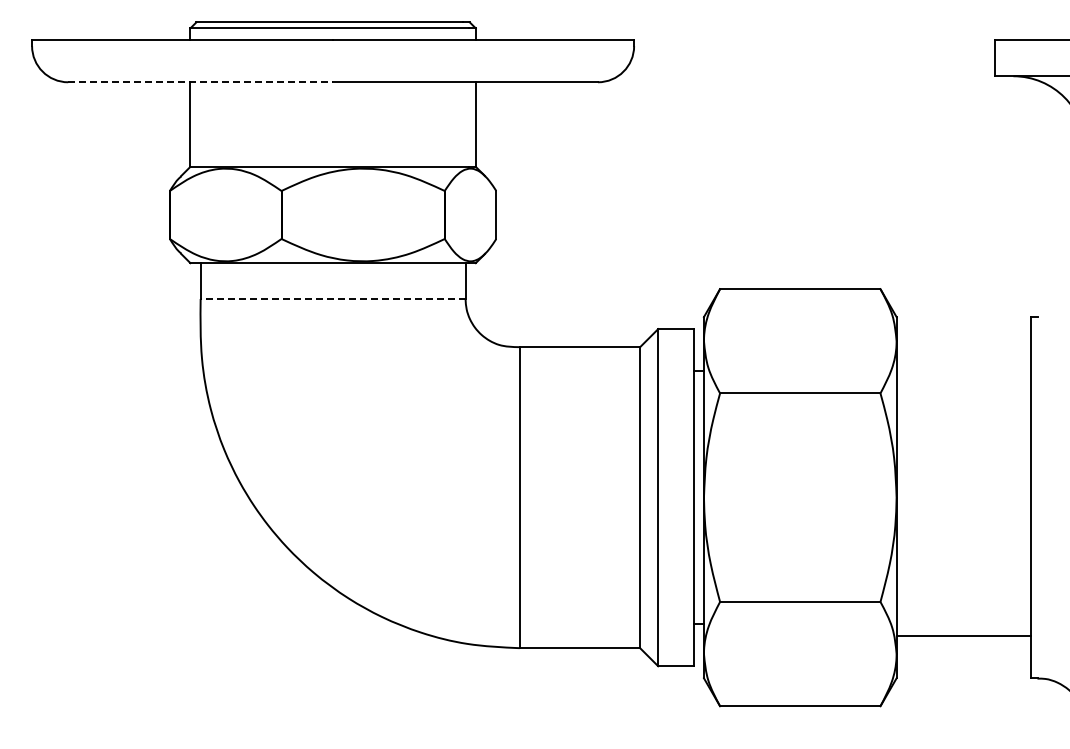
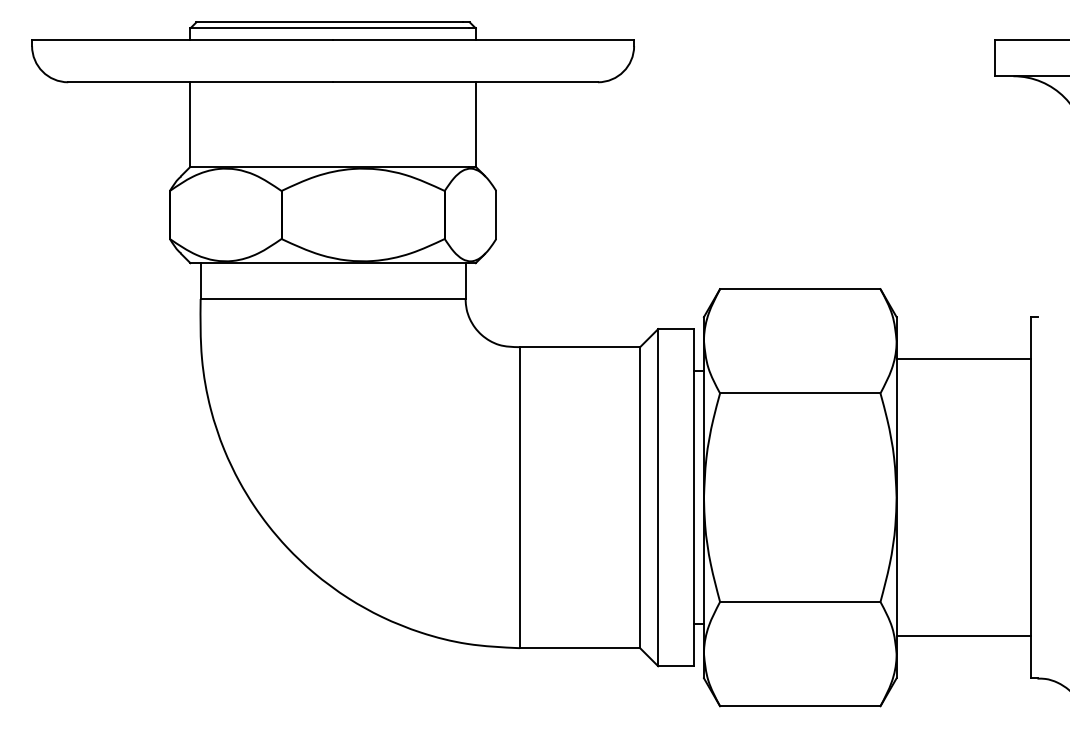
line: dashed -> solid (201, 82)
line: dashed -> solid (332, 299)
line: none -> present (963, 359)
